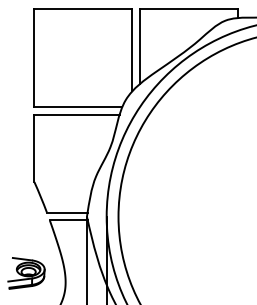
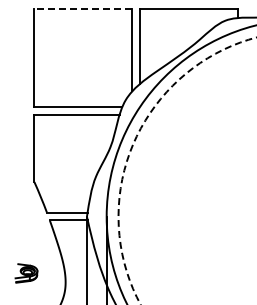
line: solid -> dashed (83, 8)
circle: solid -> dashed (187, 170)
part size: 39x33 px -> 25x21 px (26, 273)
